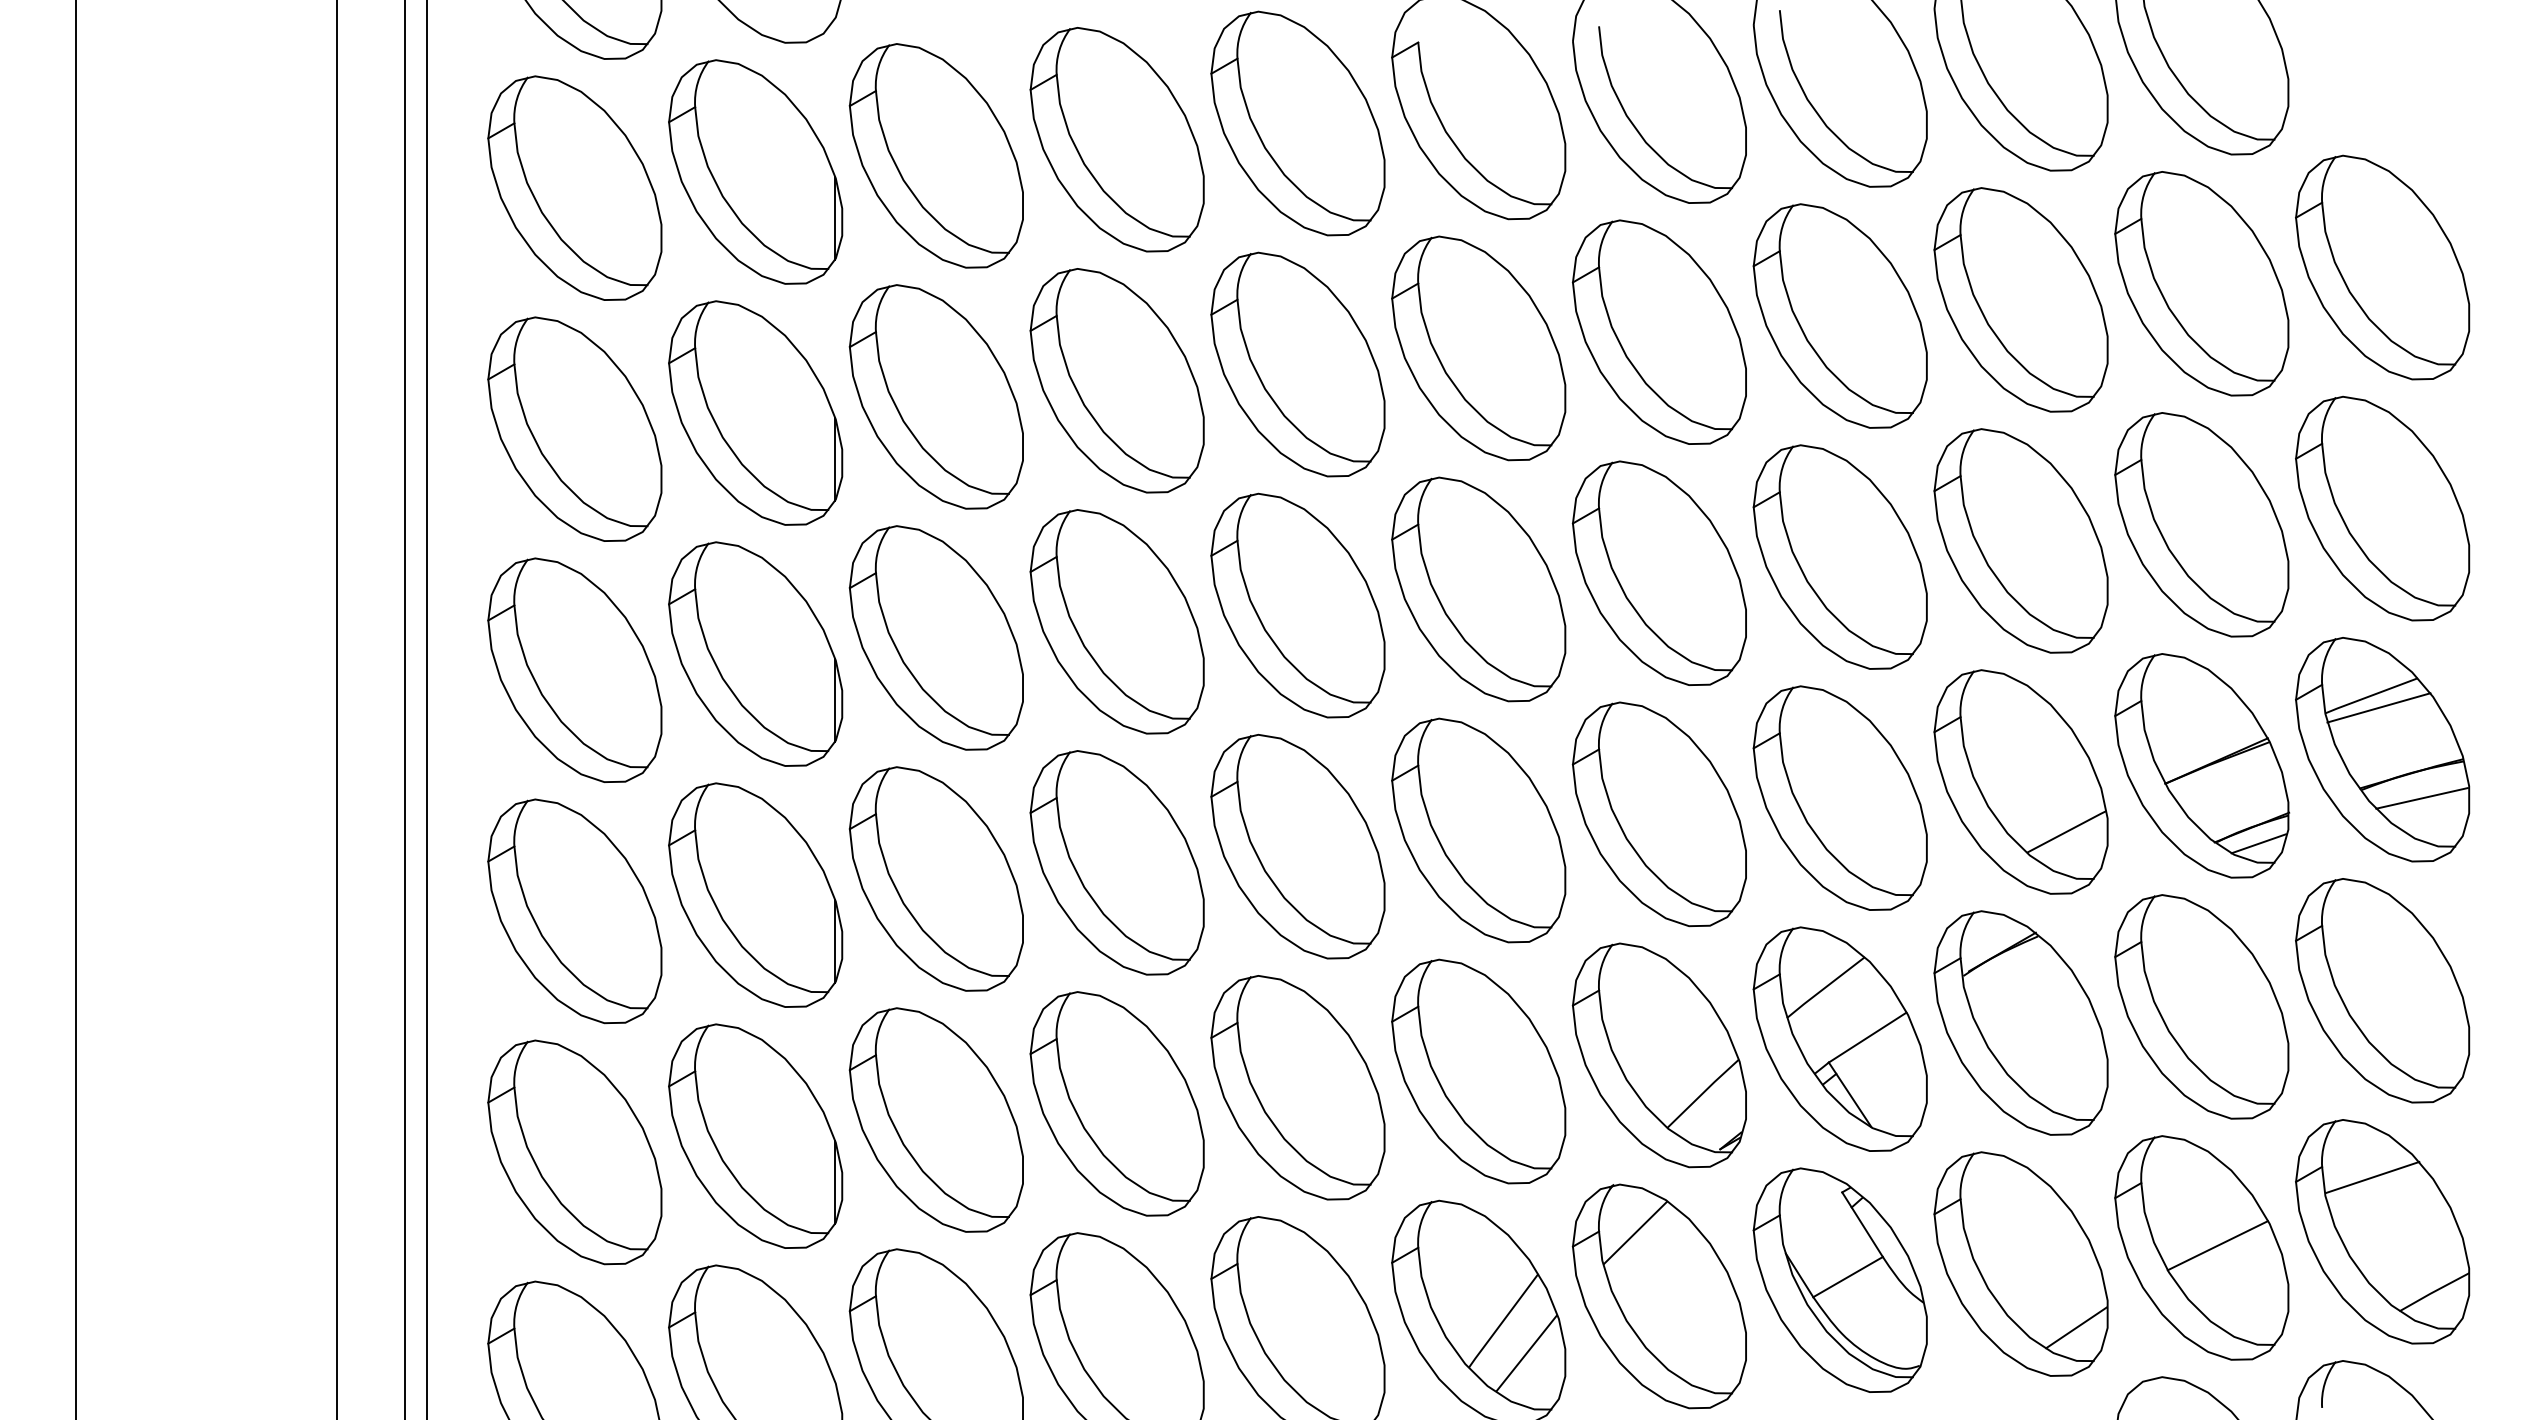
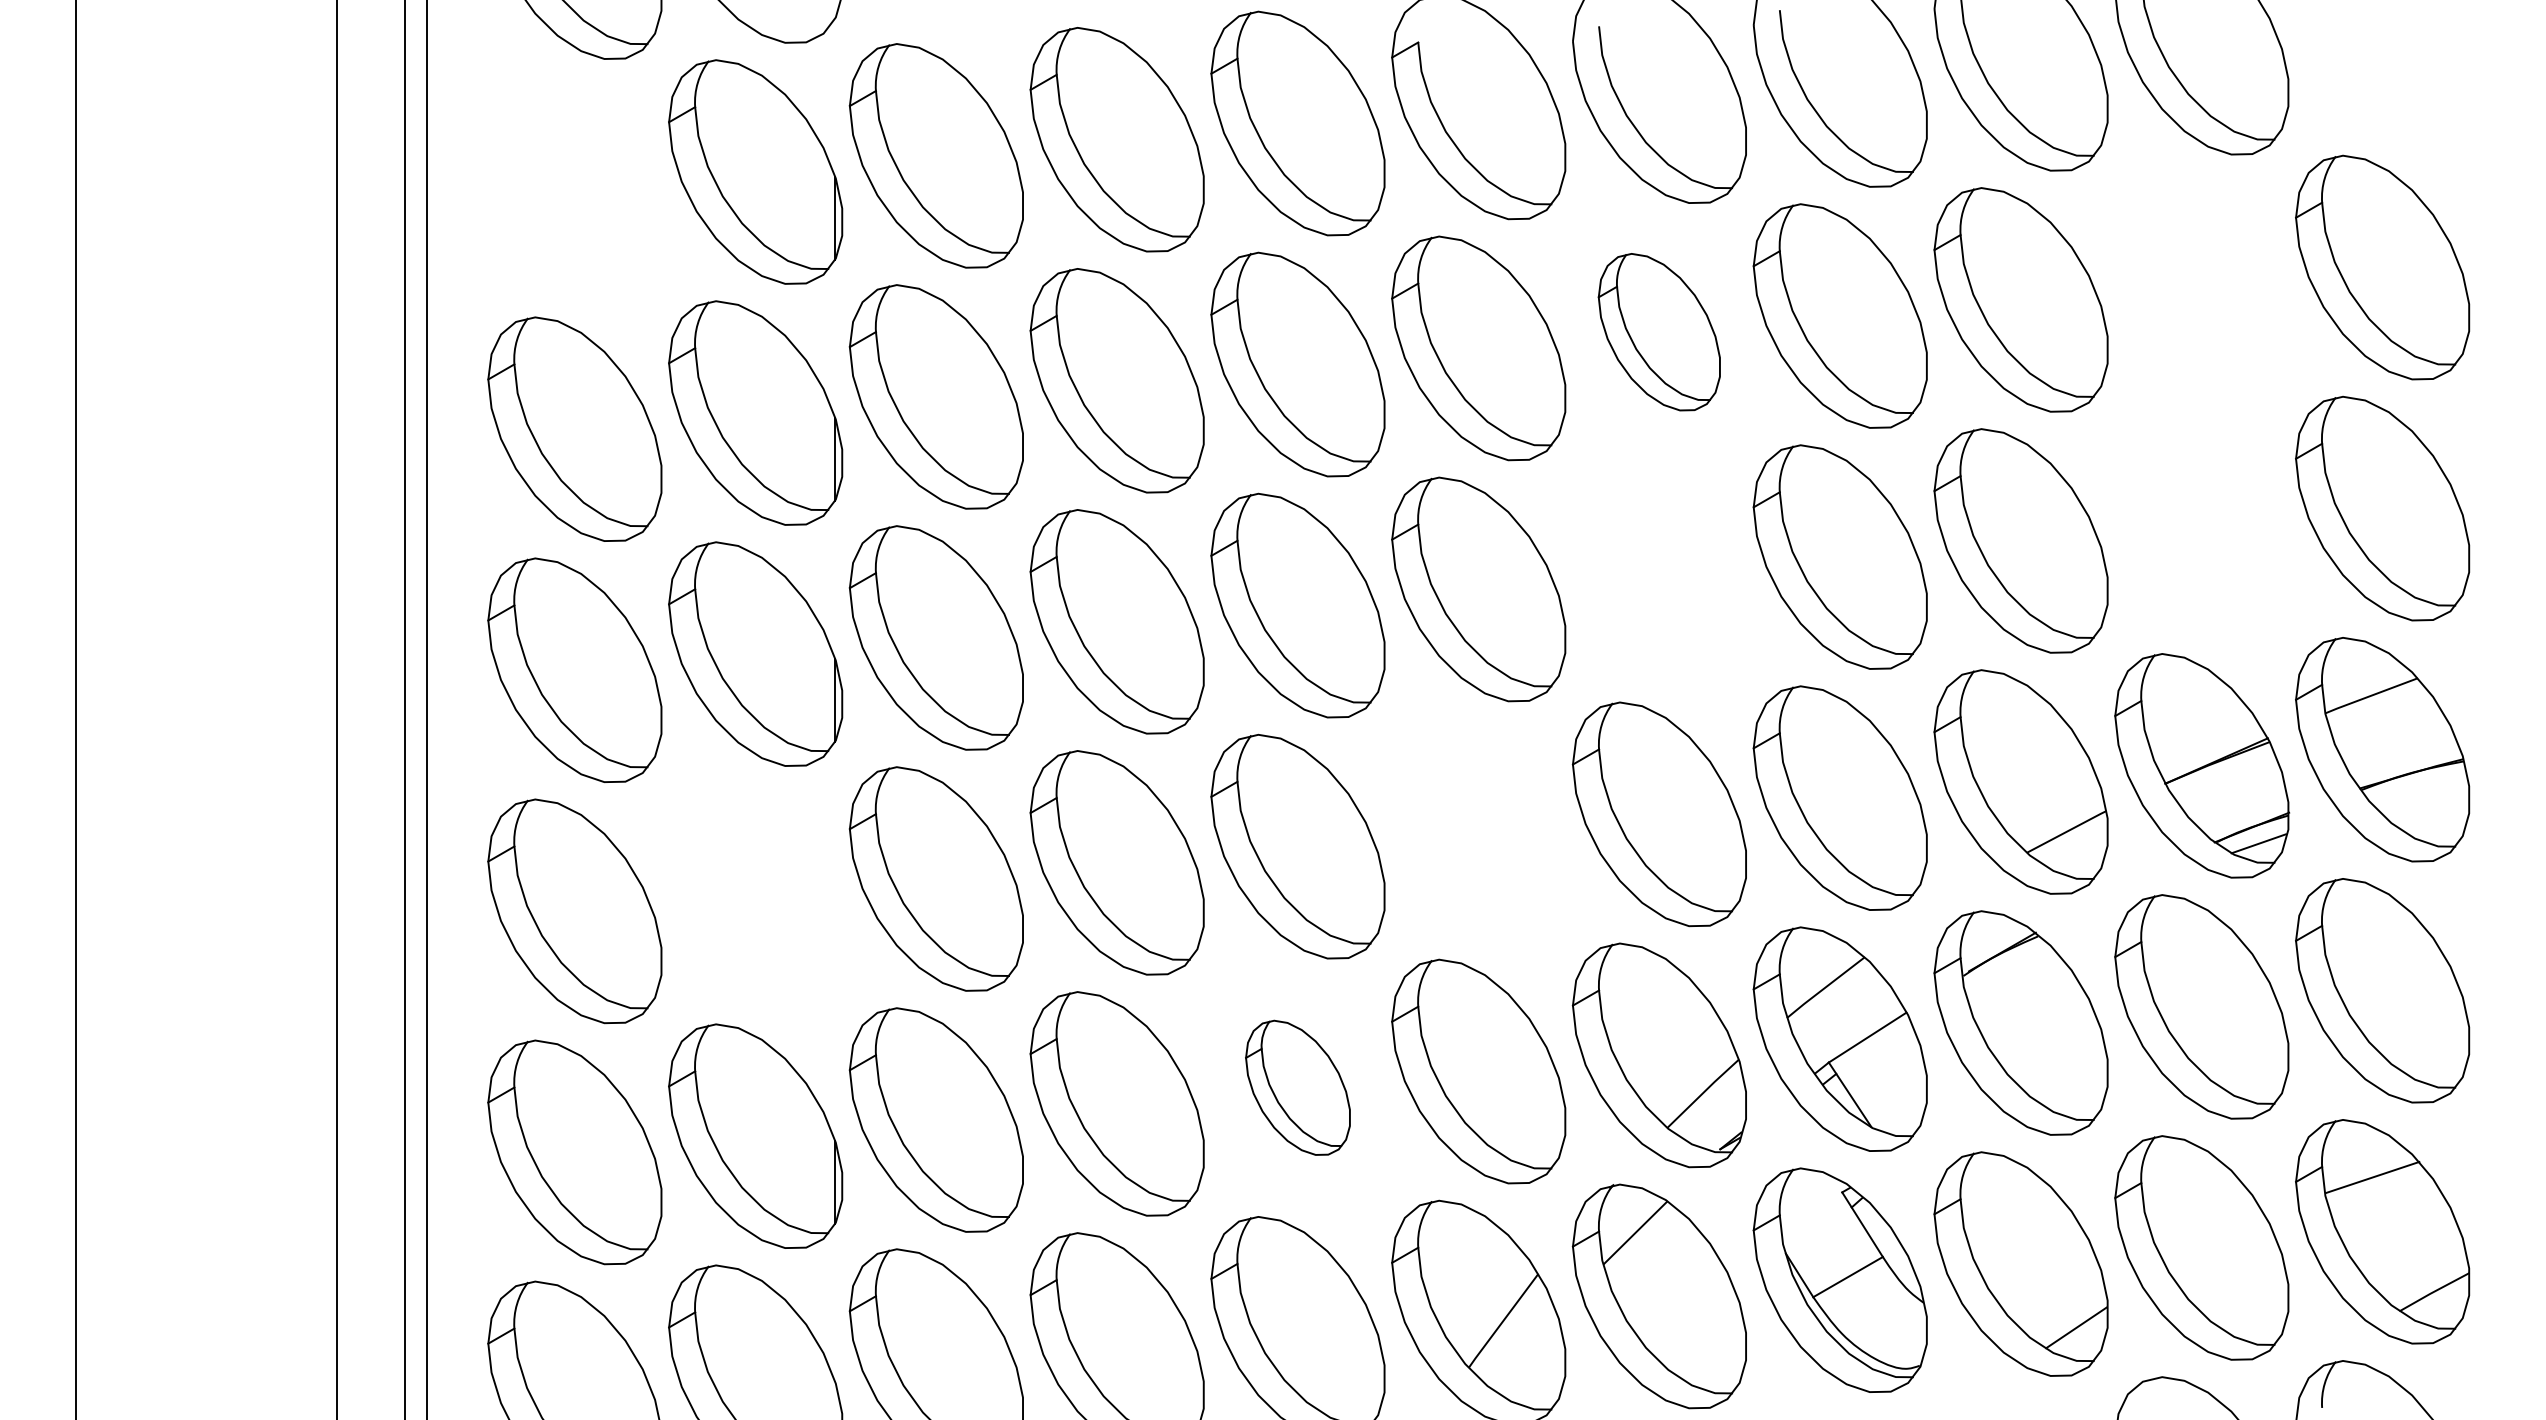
part: present -> none (574, 187)
part: present -> none (2201, 283)
part size: 176x226 px -> 124x159 px (1658, 332)
part: present -> none (2201, 524)
part: present -> none (1658, 572)
line: present -> none (2378, 707)
line: present -> none (2421, 798)
part: present -> none (1478, 830)
part: present -> none (755, 894)
part size: 176x226 px -> 106x137 px (1297, 1087)
line: present -> none (2217, 1245)
line: present -> none (1526, 1353)
